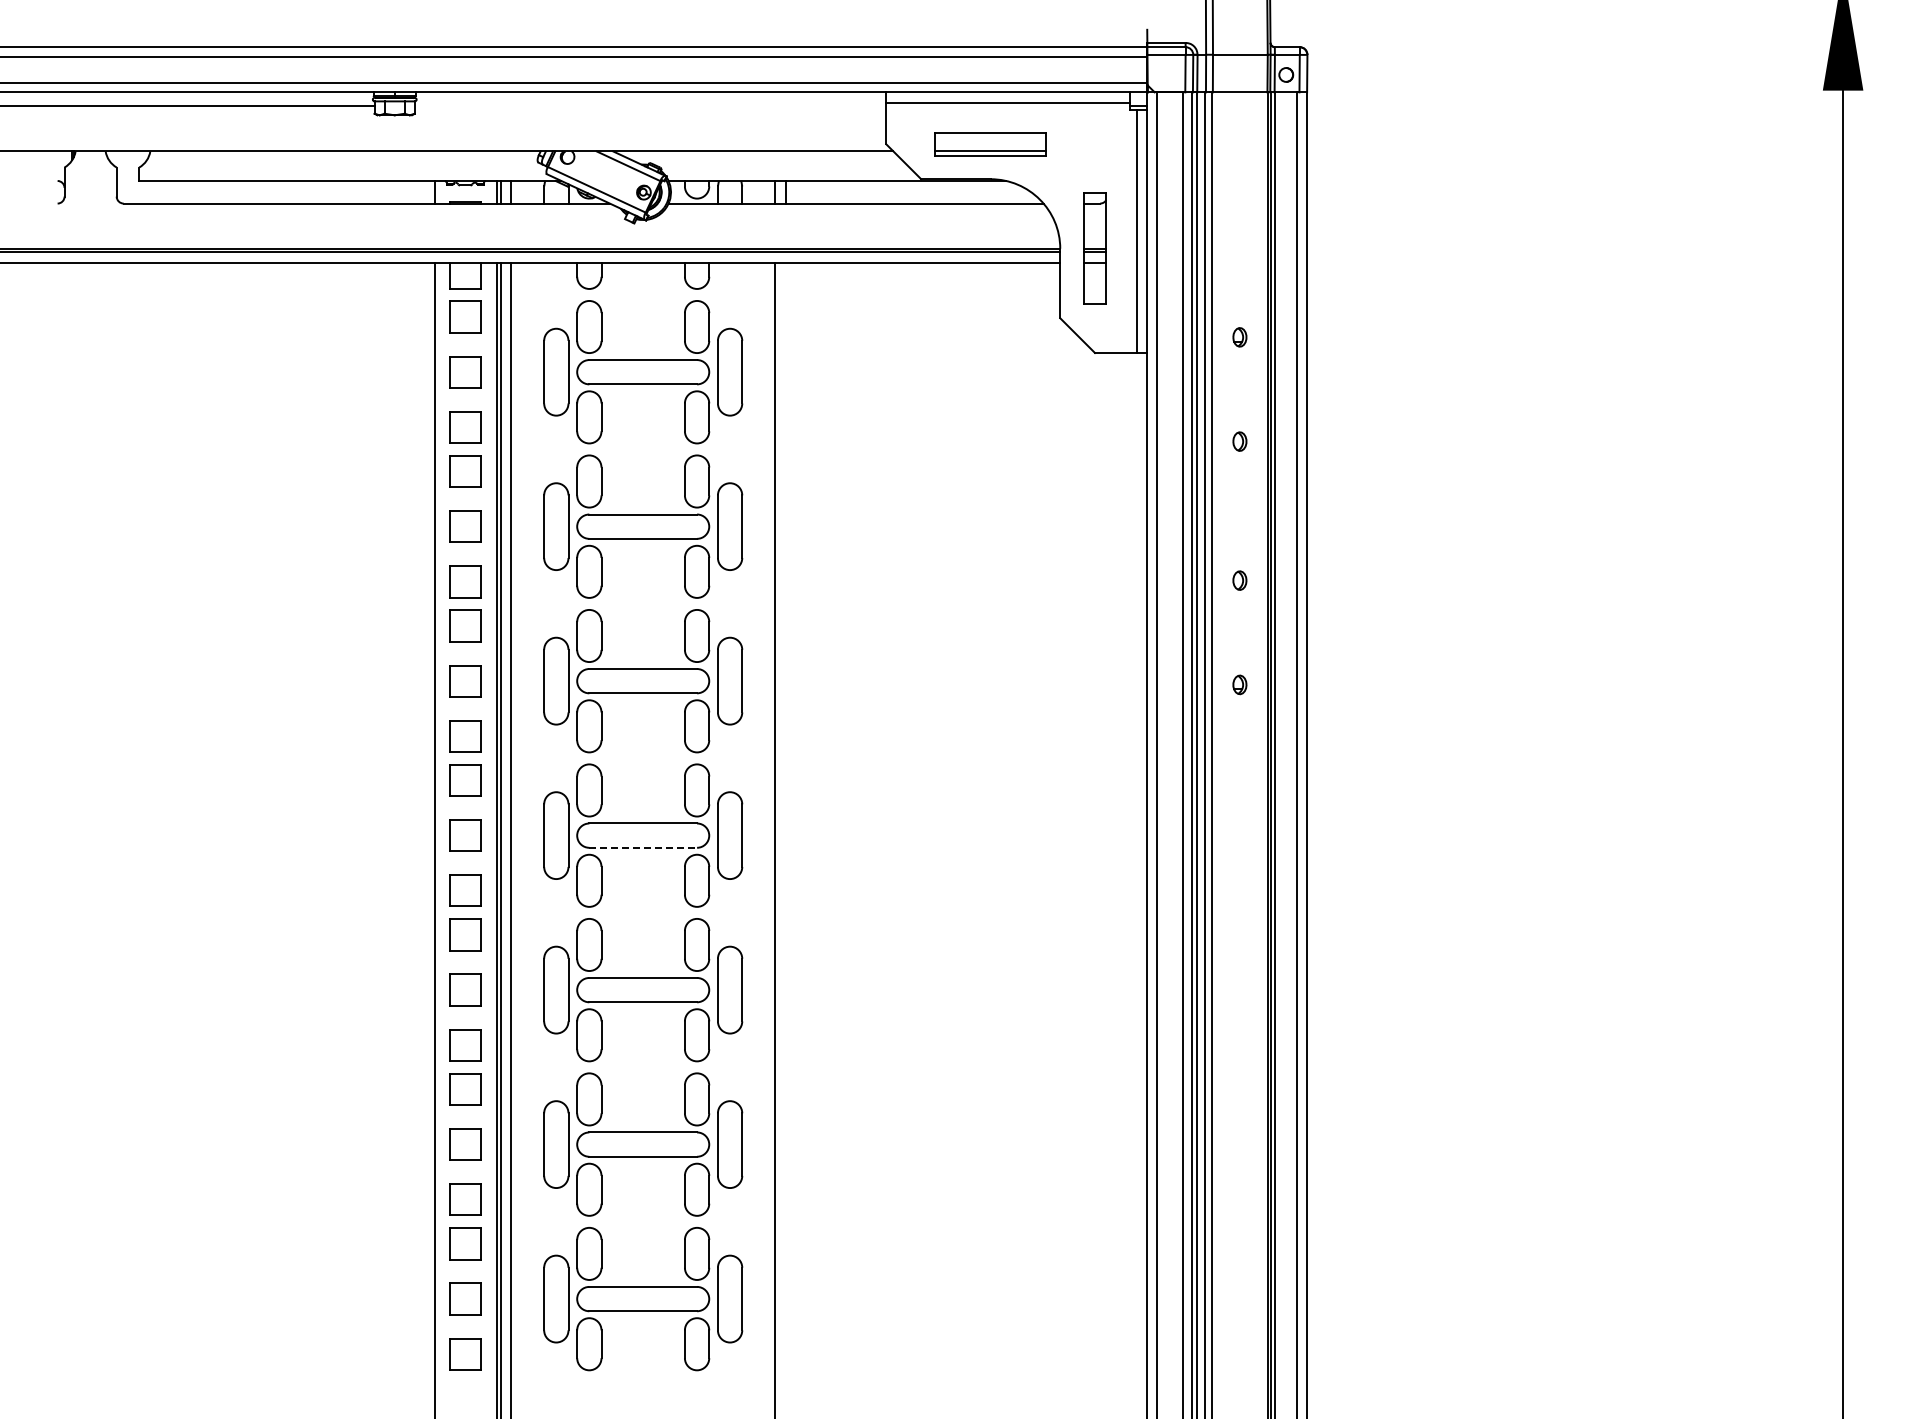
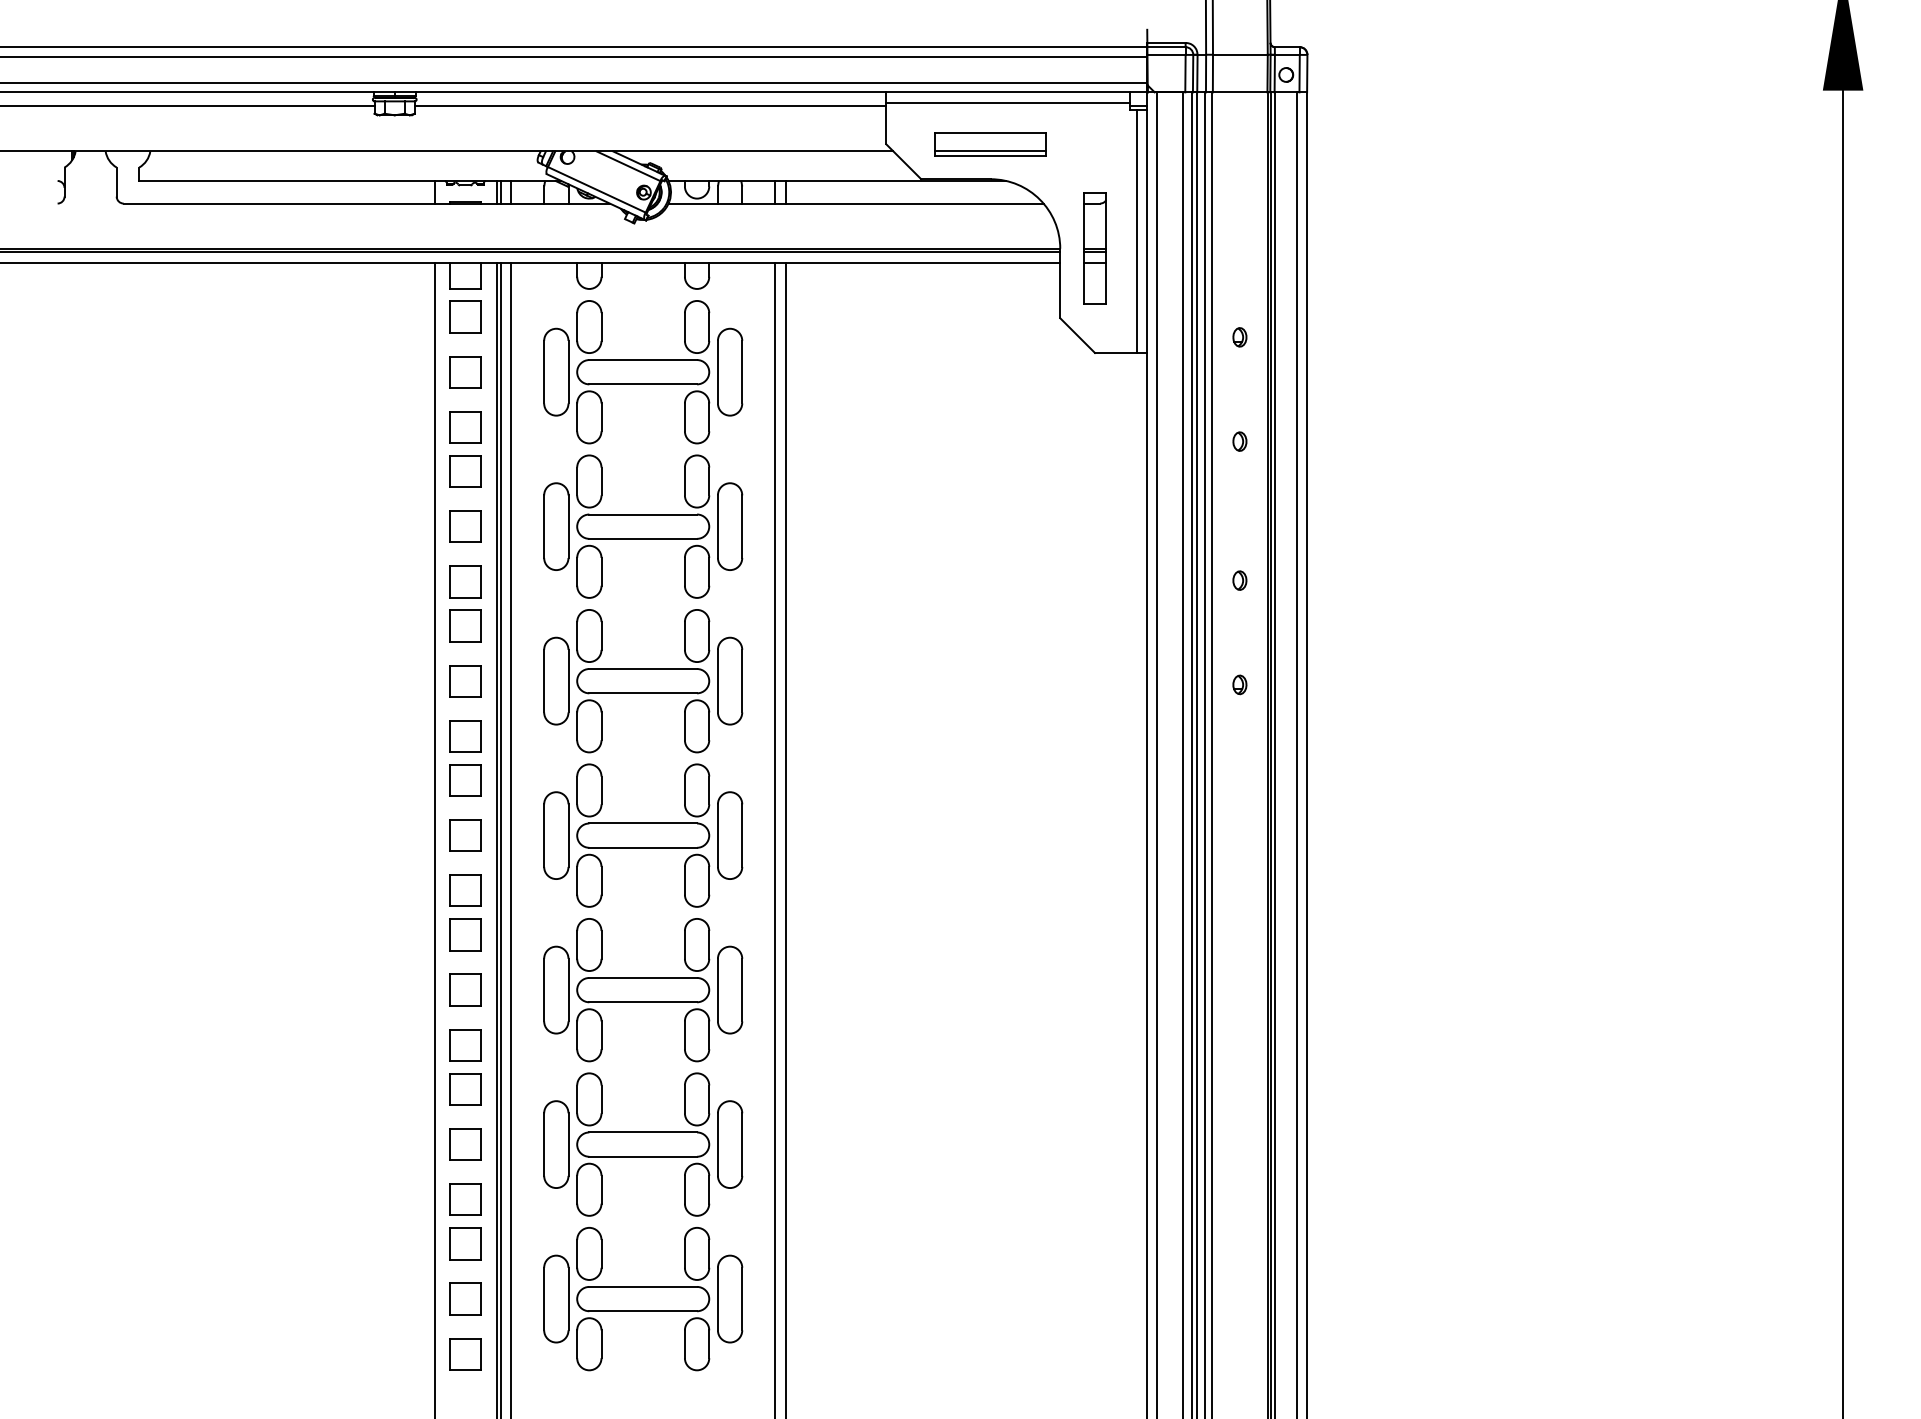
line: none -> present (650, 106)
line: none -> present (785, 838)
line: dashed -> solid (643, 847)
